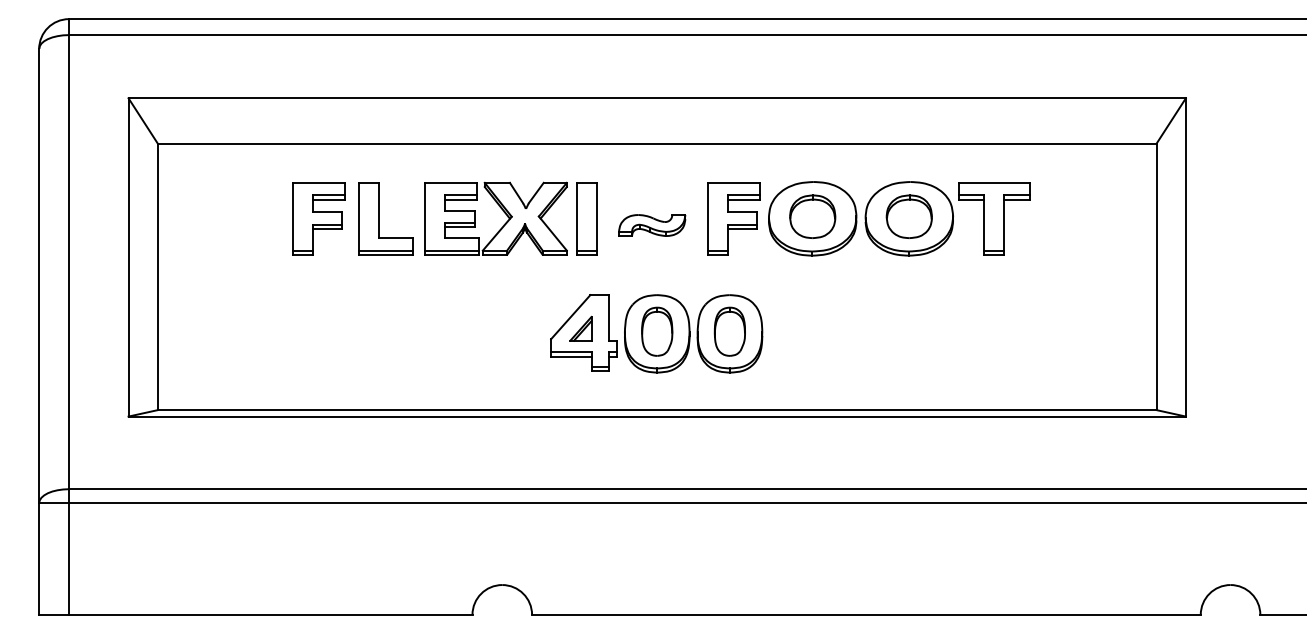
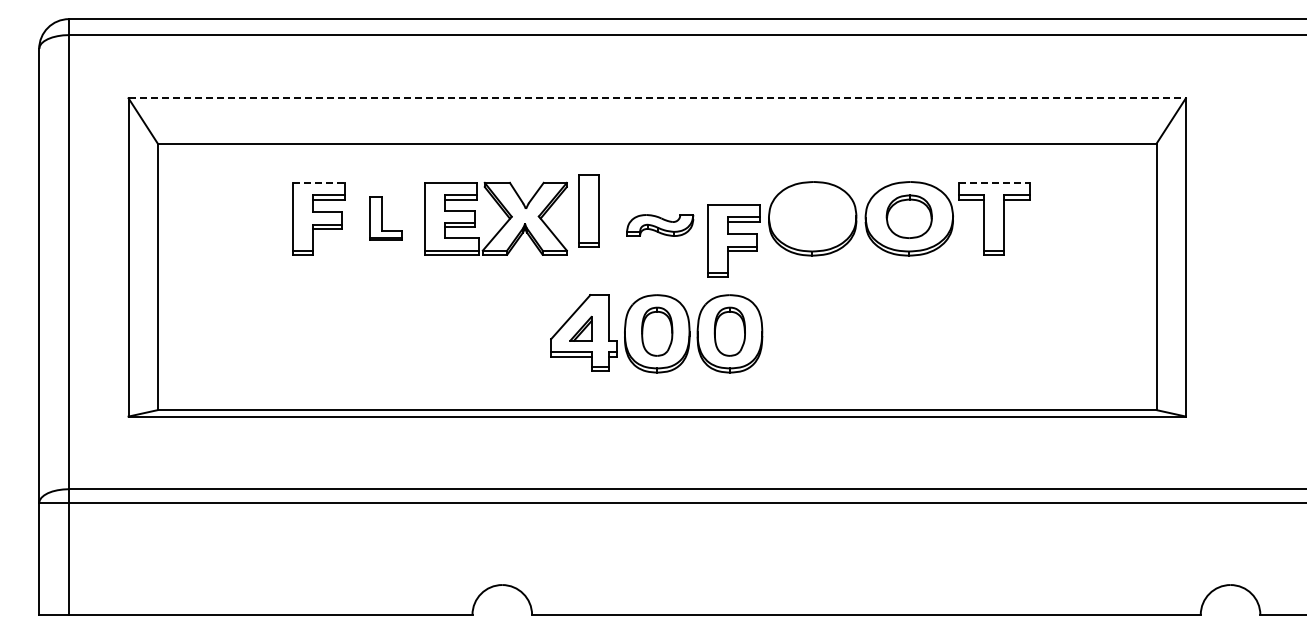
line: solid -> dashed (657, 98)
line: solid -> dashed (319, 182)
line: solid -> dashed (994, 182)
part: present -> none (812, 216)
part size: 56x74 px -> 34x45 px (385, 218)
part position: (586, 218) -> (588, 210) (588, 210)
part position: (733, 218) -> (733, 240) (733, 240)
part position: (652, 225) -> (660, 225) (660, 225)
